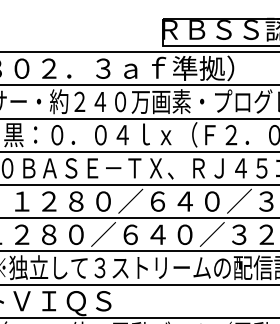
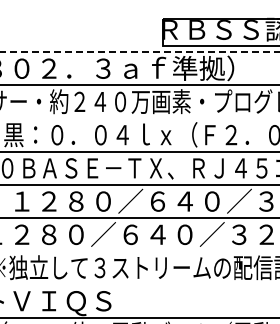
line: solid -> dashed (139, 52)
line: present -> none (139, 118)
line: present -> none (139, 251)
line: present -> none (139, 284)
